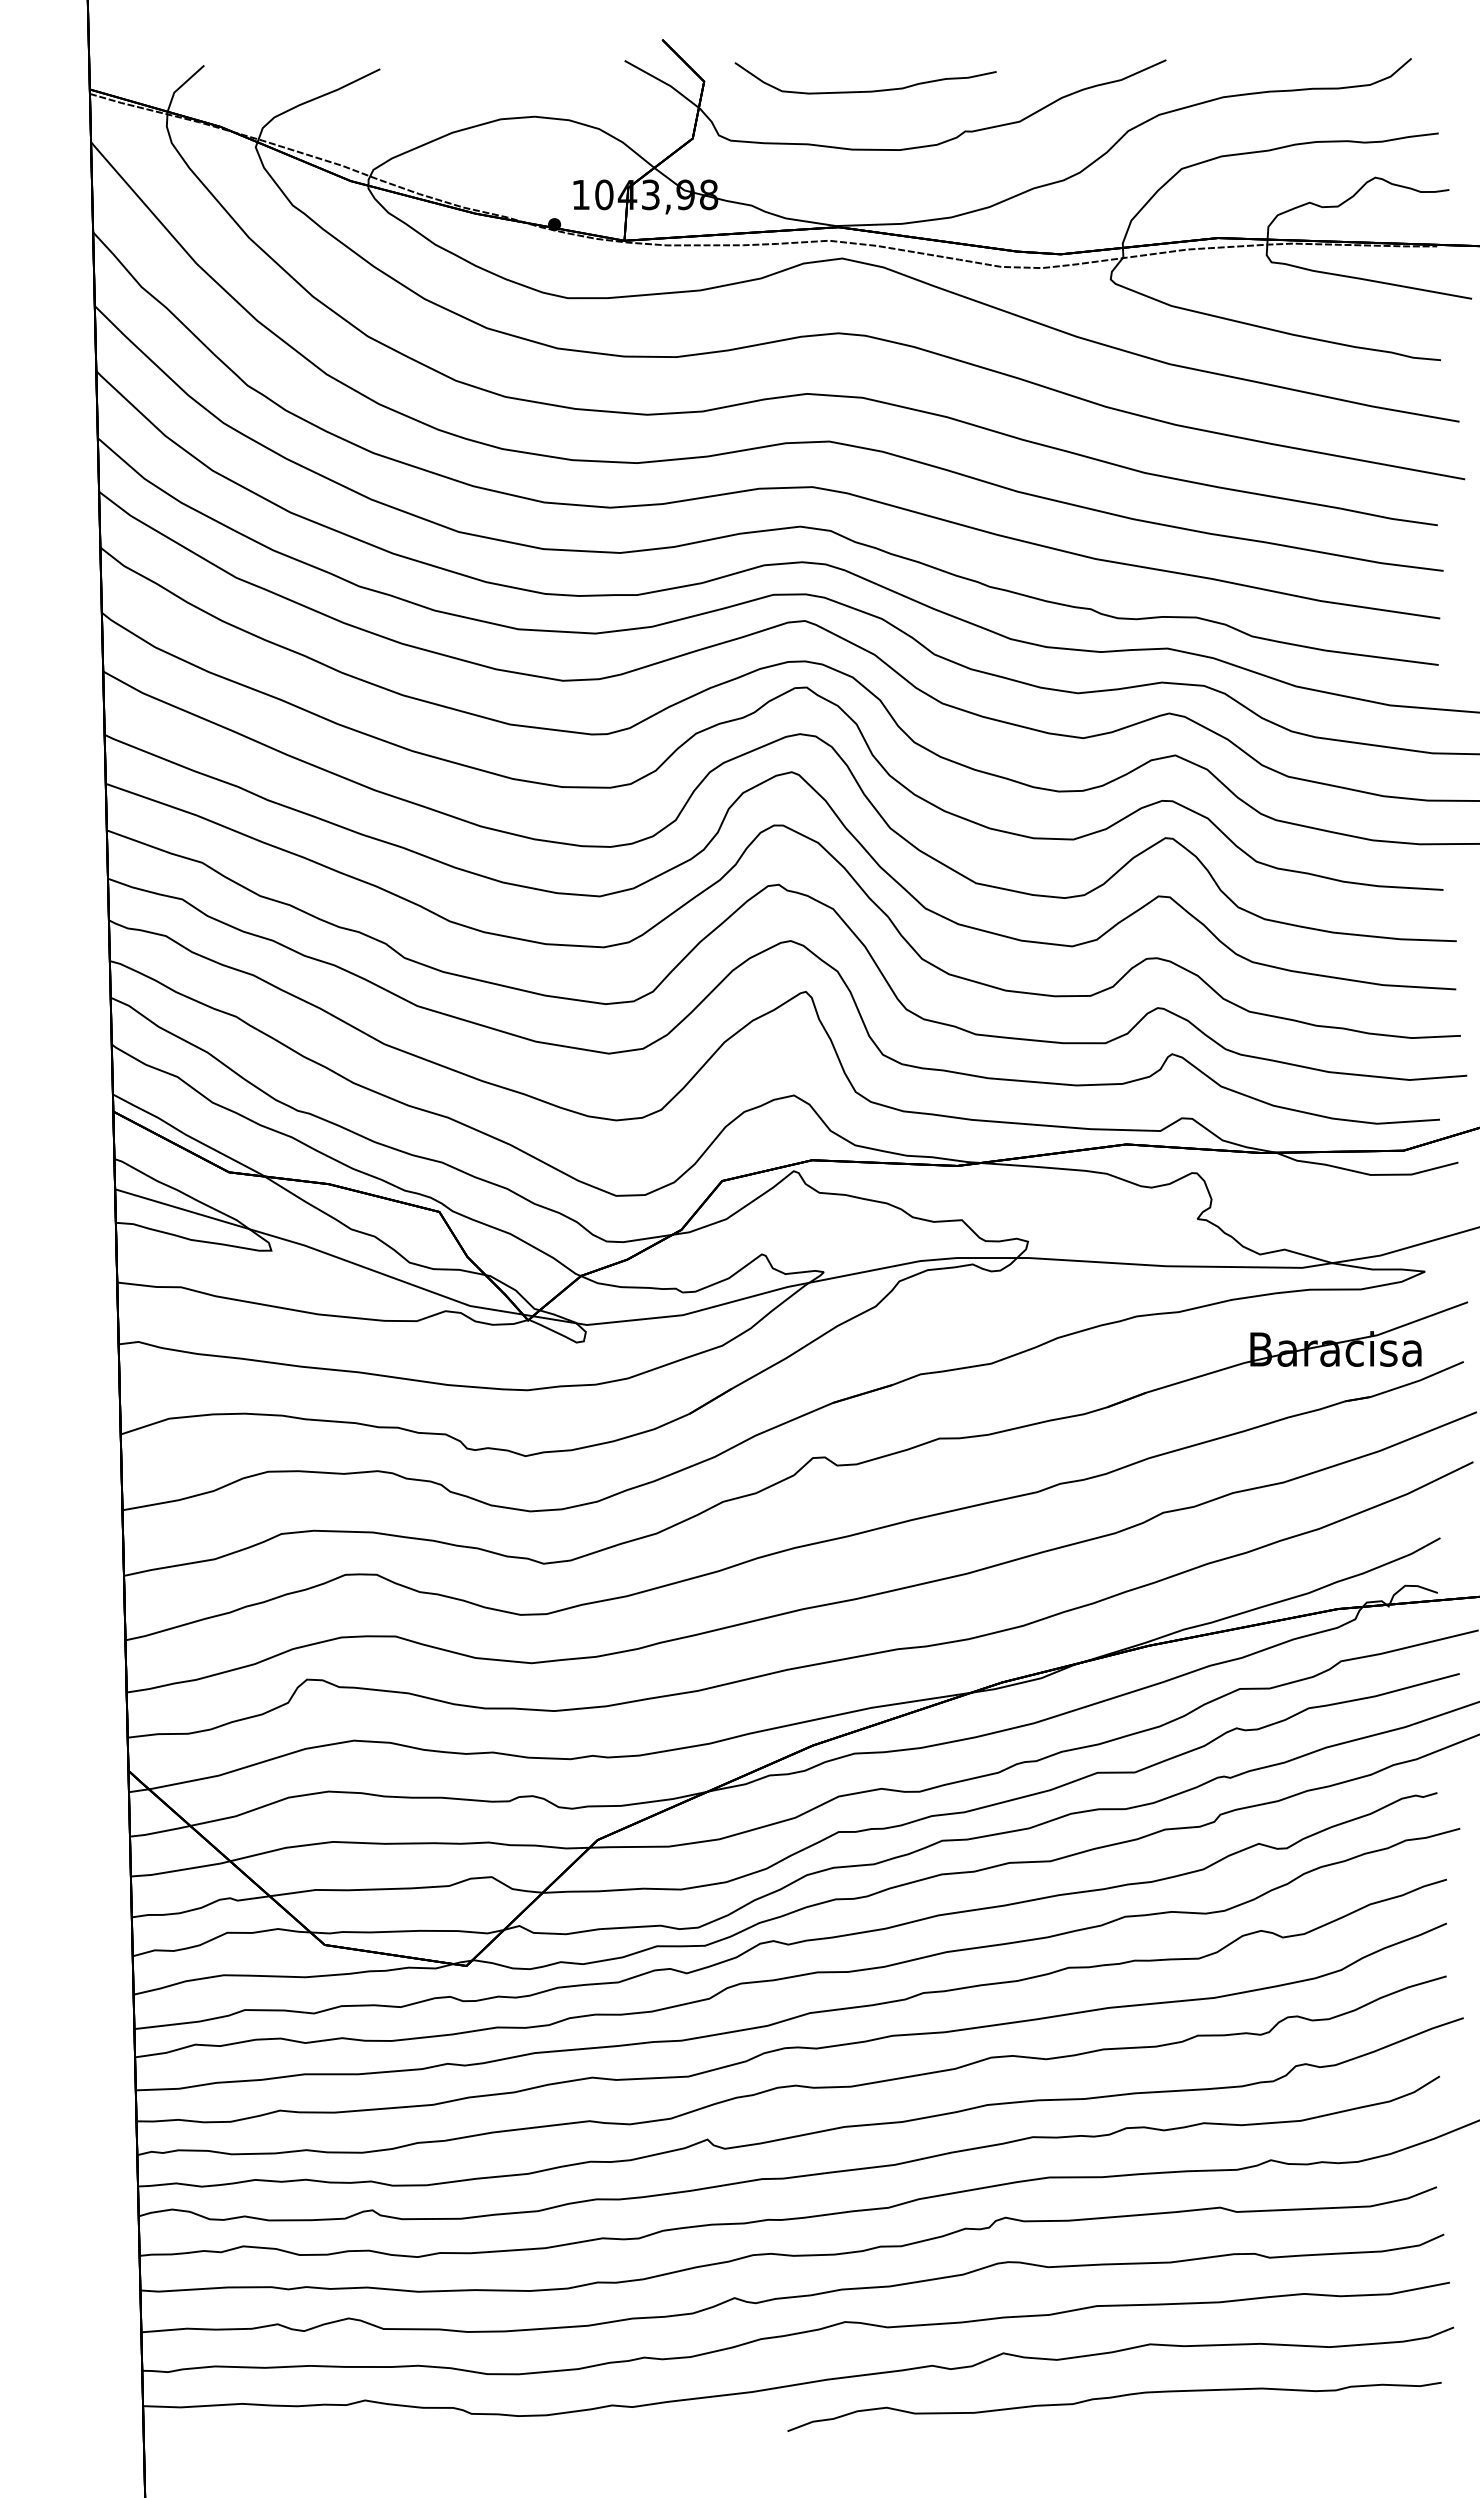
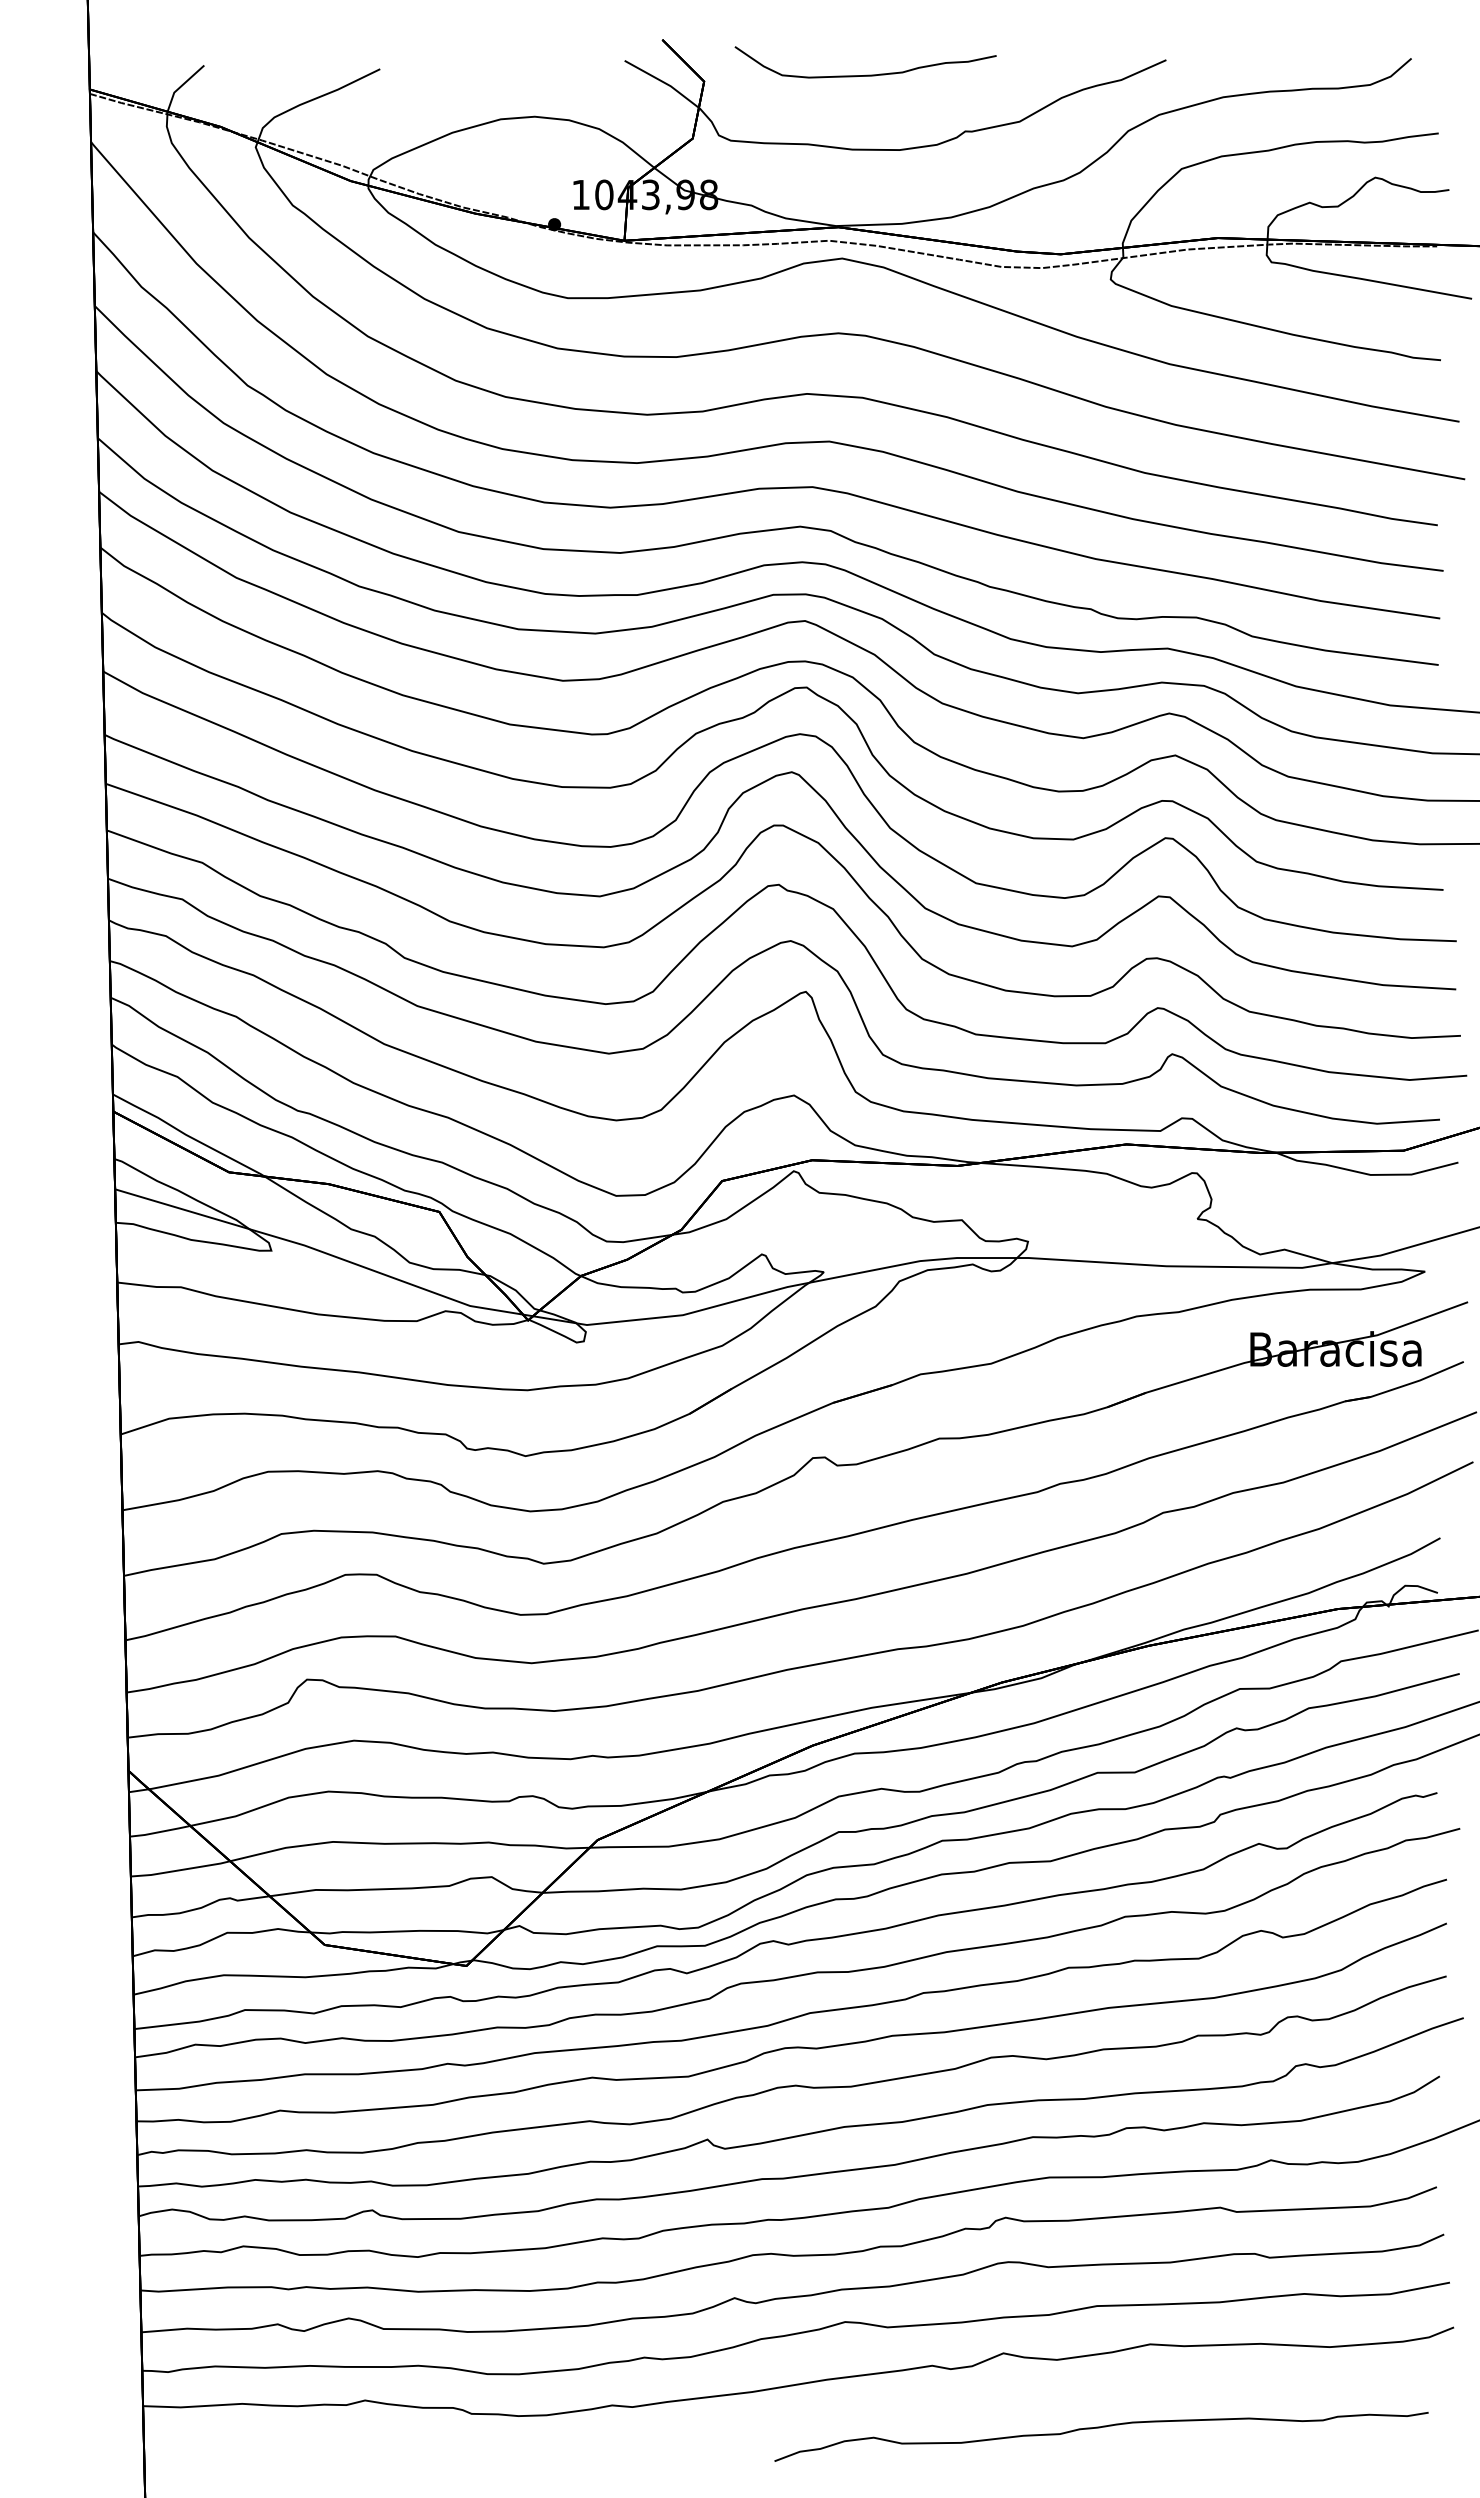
curve position: (866, 90) -> (866, 74) (866, 74)
curve position: (1113, 2398) -> (1100, 2428) (1100, 2428)
